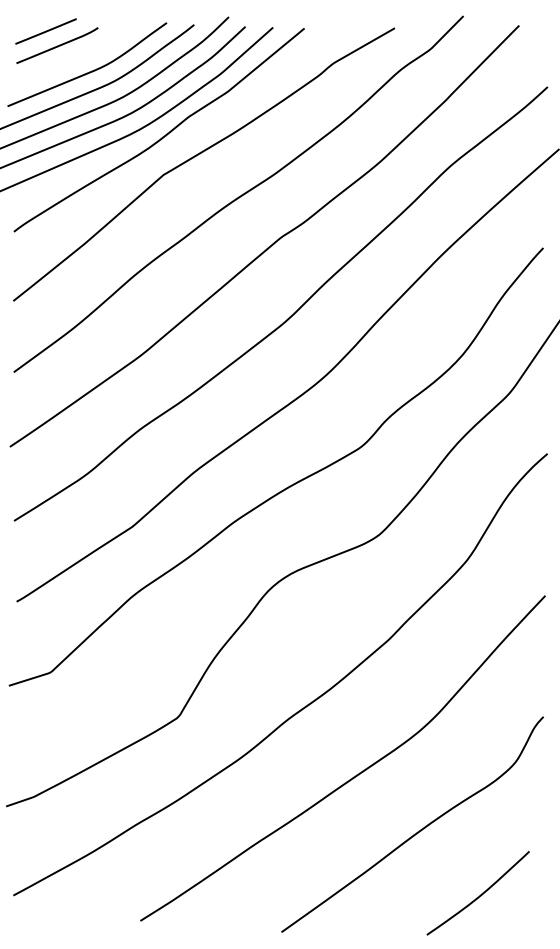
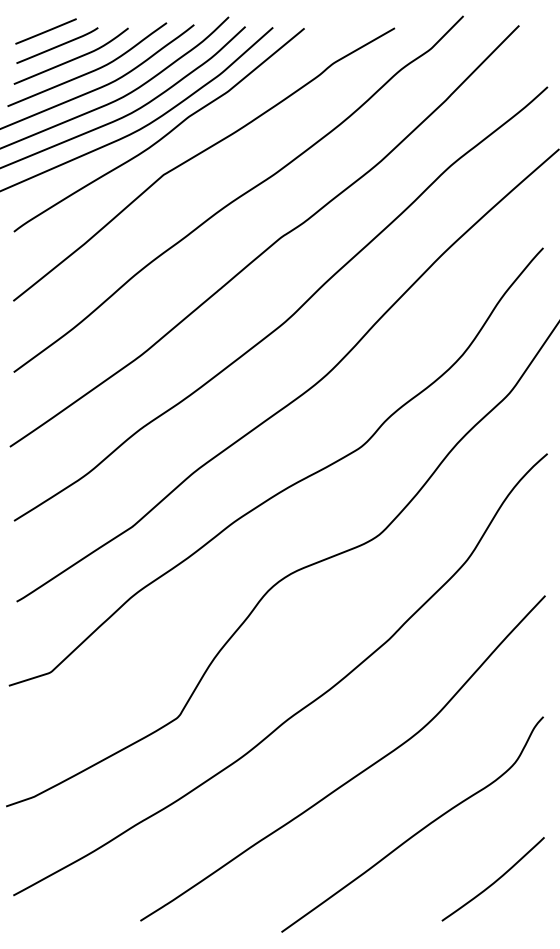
curve: none -> present (70, 59)
curve position: (479, 895) -> (494, 881) (494, 881)
